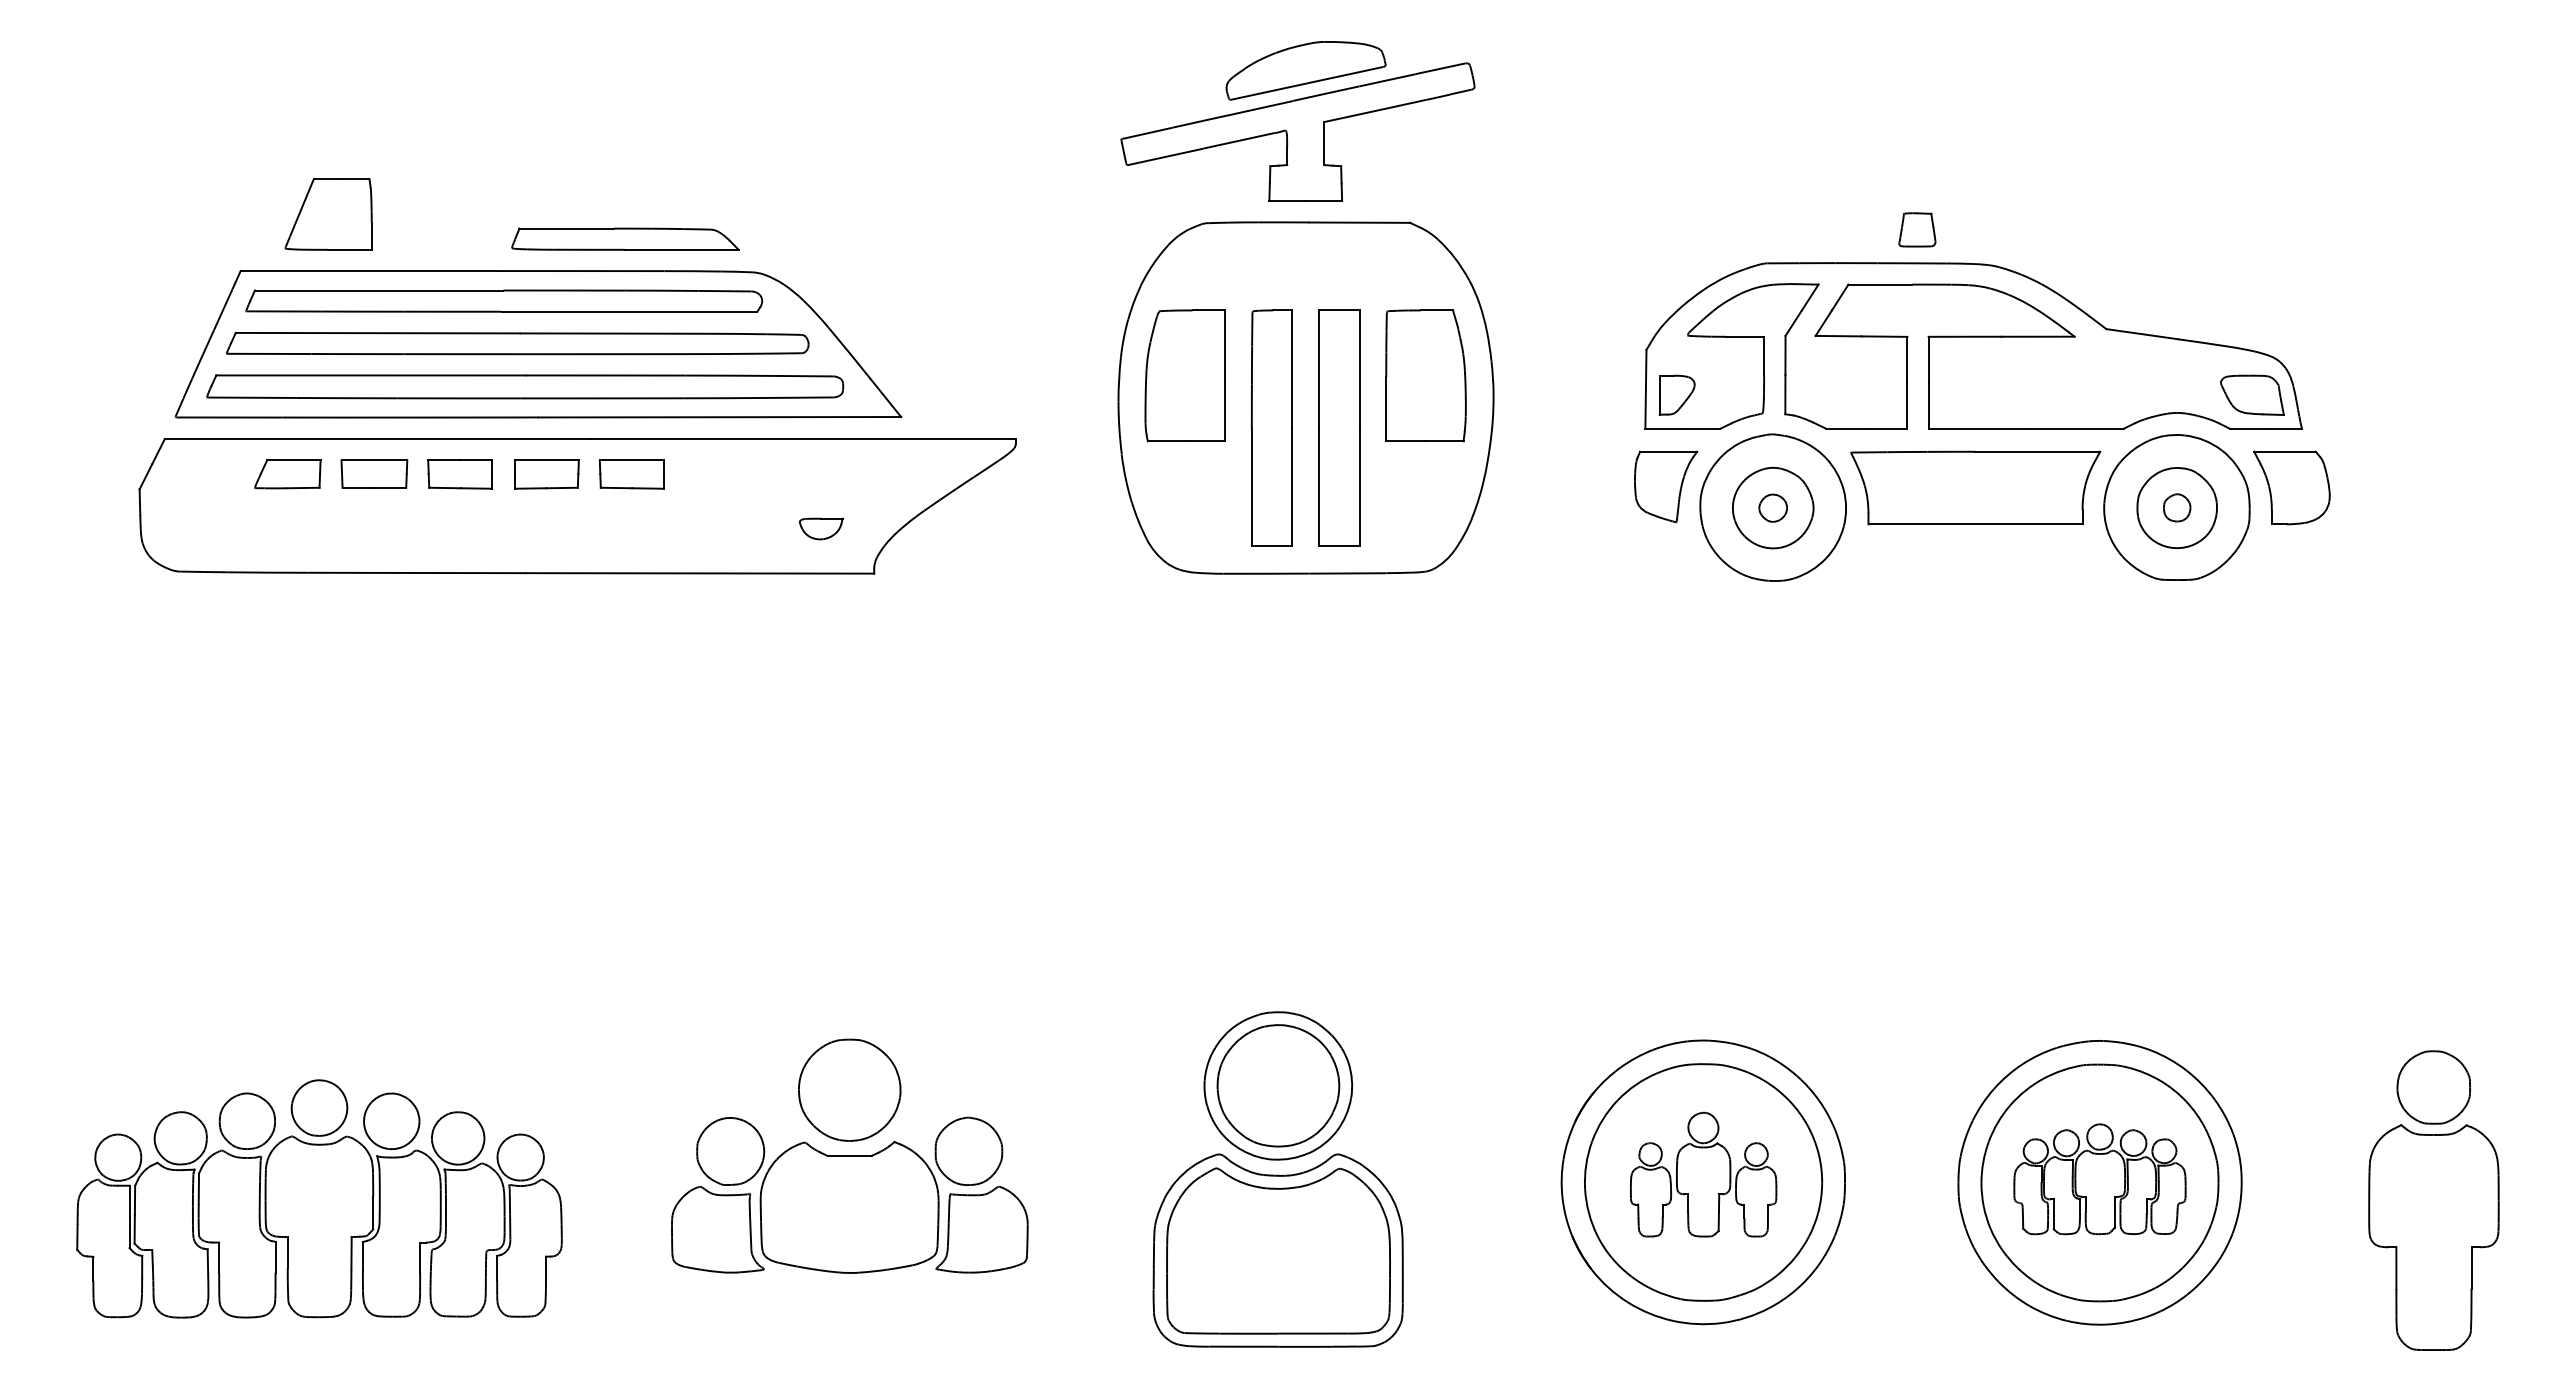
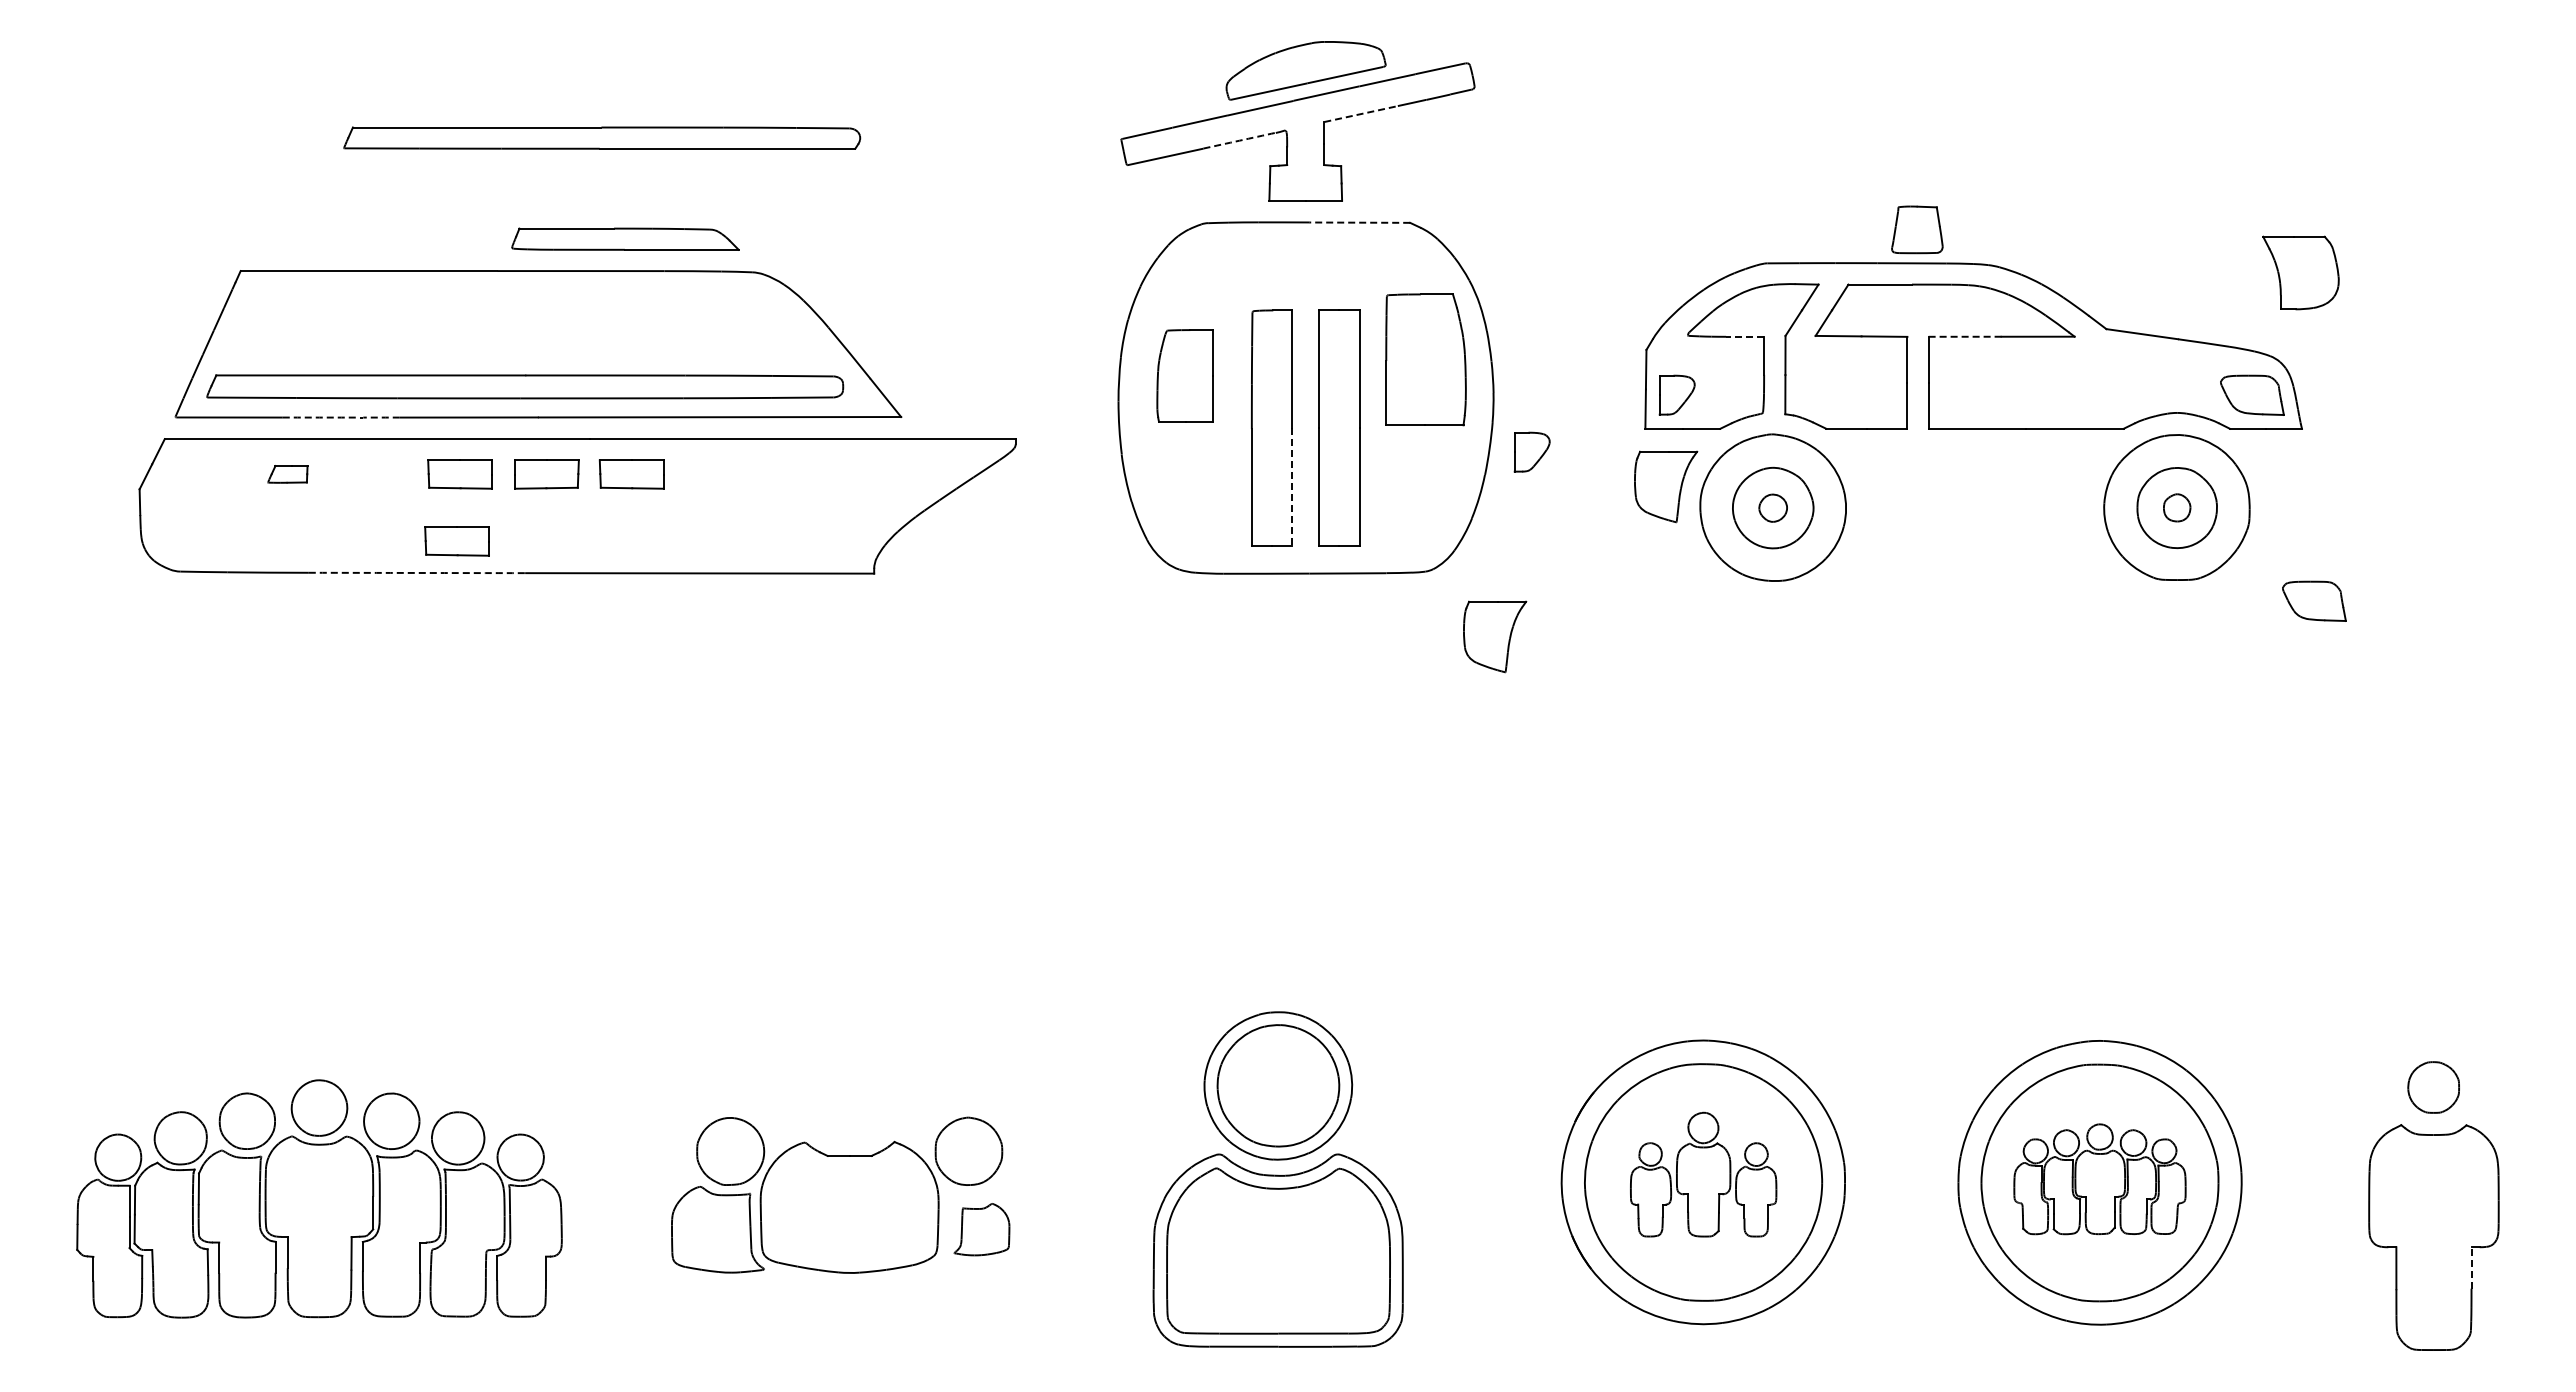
line: solid -> dashed (1361, 114)
arc: solid -> dashed (1239, 140)
part: present -> none (328, 214)
line: solid -> dashed (1359, 222)
part size: 39x36 px -> 53x50 px (1917, 229)
part position: (504, 300) -> (602, 137) (602, 137)
line: solid -> dashed (1744, 336)
line: solid -> dashed (1964, 336)
part: present -> none (517, 343)
part size: 82x134 px -> 58x94 px (1184, 375)
part position: (1425, 375) -> (1425, 359) (1425, 359)
arc: solid -> dashed (341, 417)
part: none -> present (1531, 451)
part: present -> none (374, 473)
part size: 68x31 px -> 42x19 px (287, 474)
line: solid -> dashed (1292, 486)
part: present -> none (1975, 487)
part position: (2291, 487) -> (2300, 272) (2300, 272)
part: present -> none (821, 528)
part: none -> present (456, 541)
arc: solid -> dashed (417, 572)
part: none -> present (2314, 600)
part: none -> present (1495, 636)
part size: 75x75 px -> 53x53 px (2433, 1087)
part: present -> none (849, 1089)
part size: 94x89 px -> 58x54 px (981, 1229)
line: solid -> dashed (2471, 1267)
